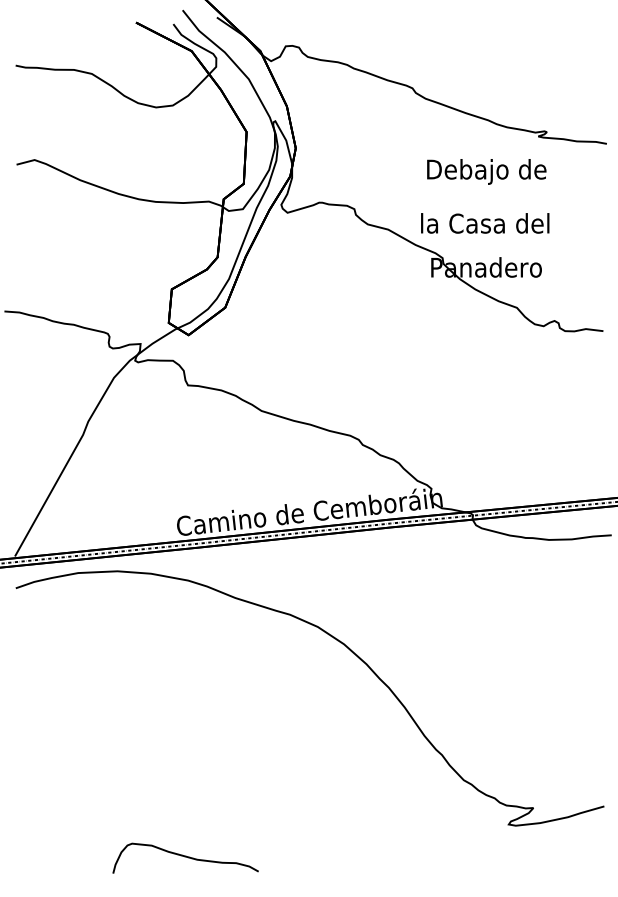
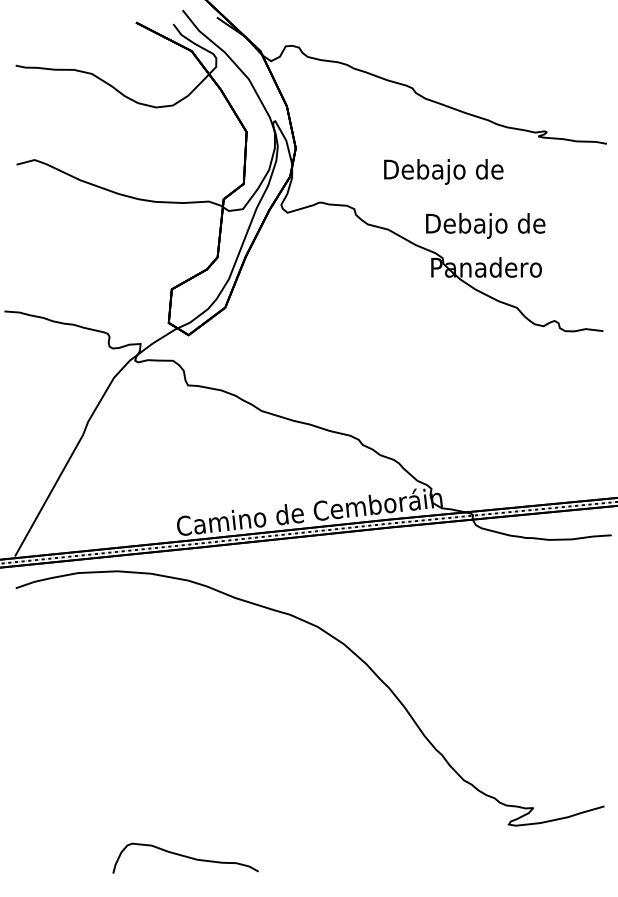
text position: (486, 171) -> (443, 171) (443, 171)
text: la Casa del -> Debajo de (485, 225)
